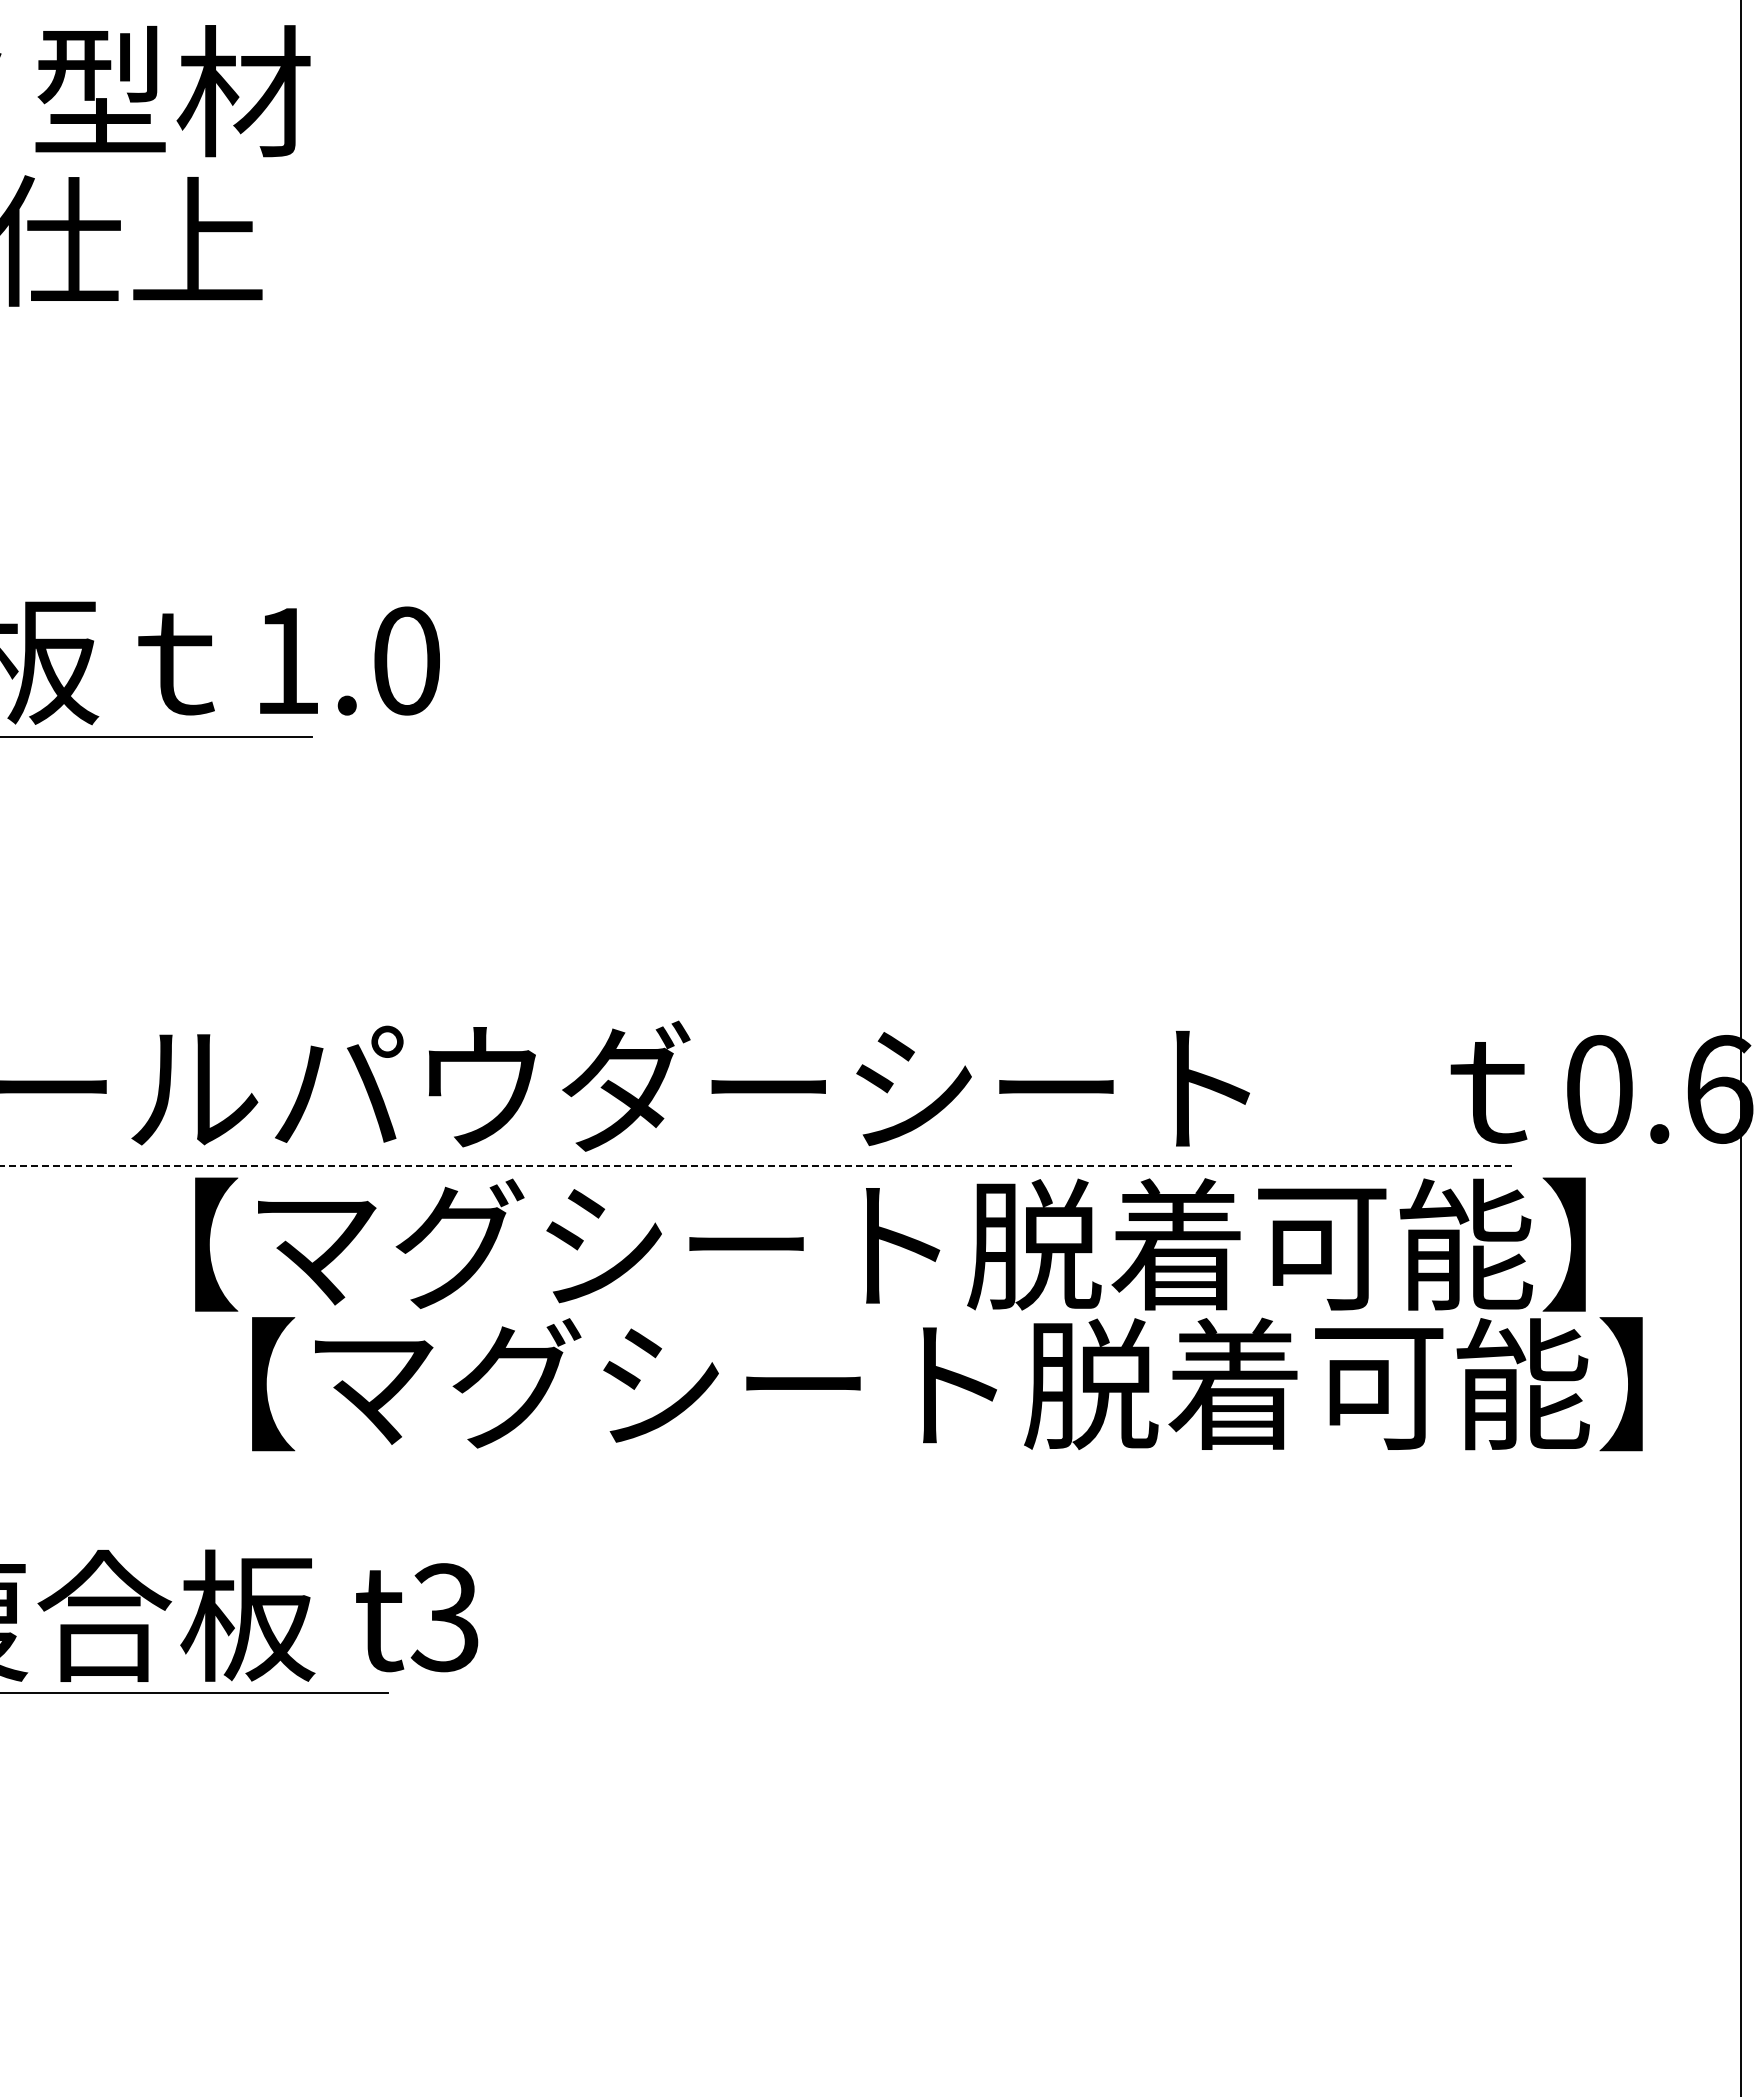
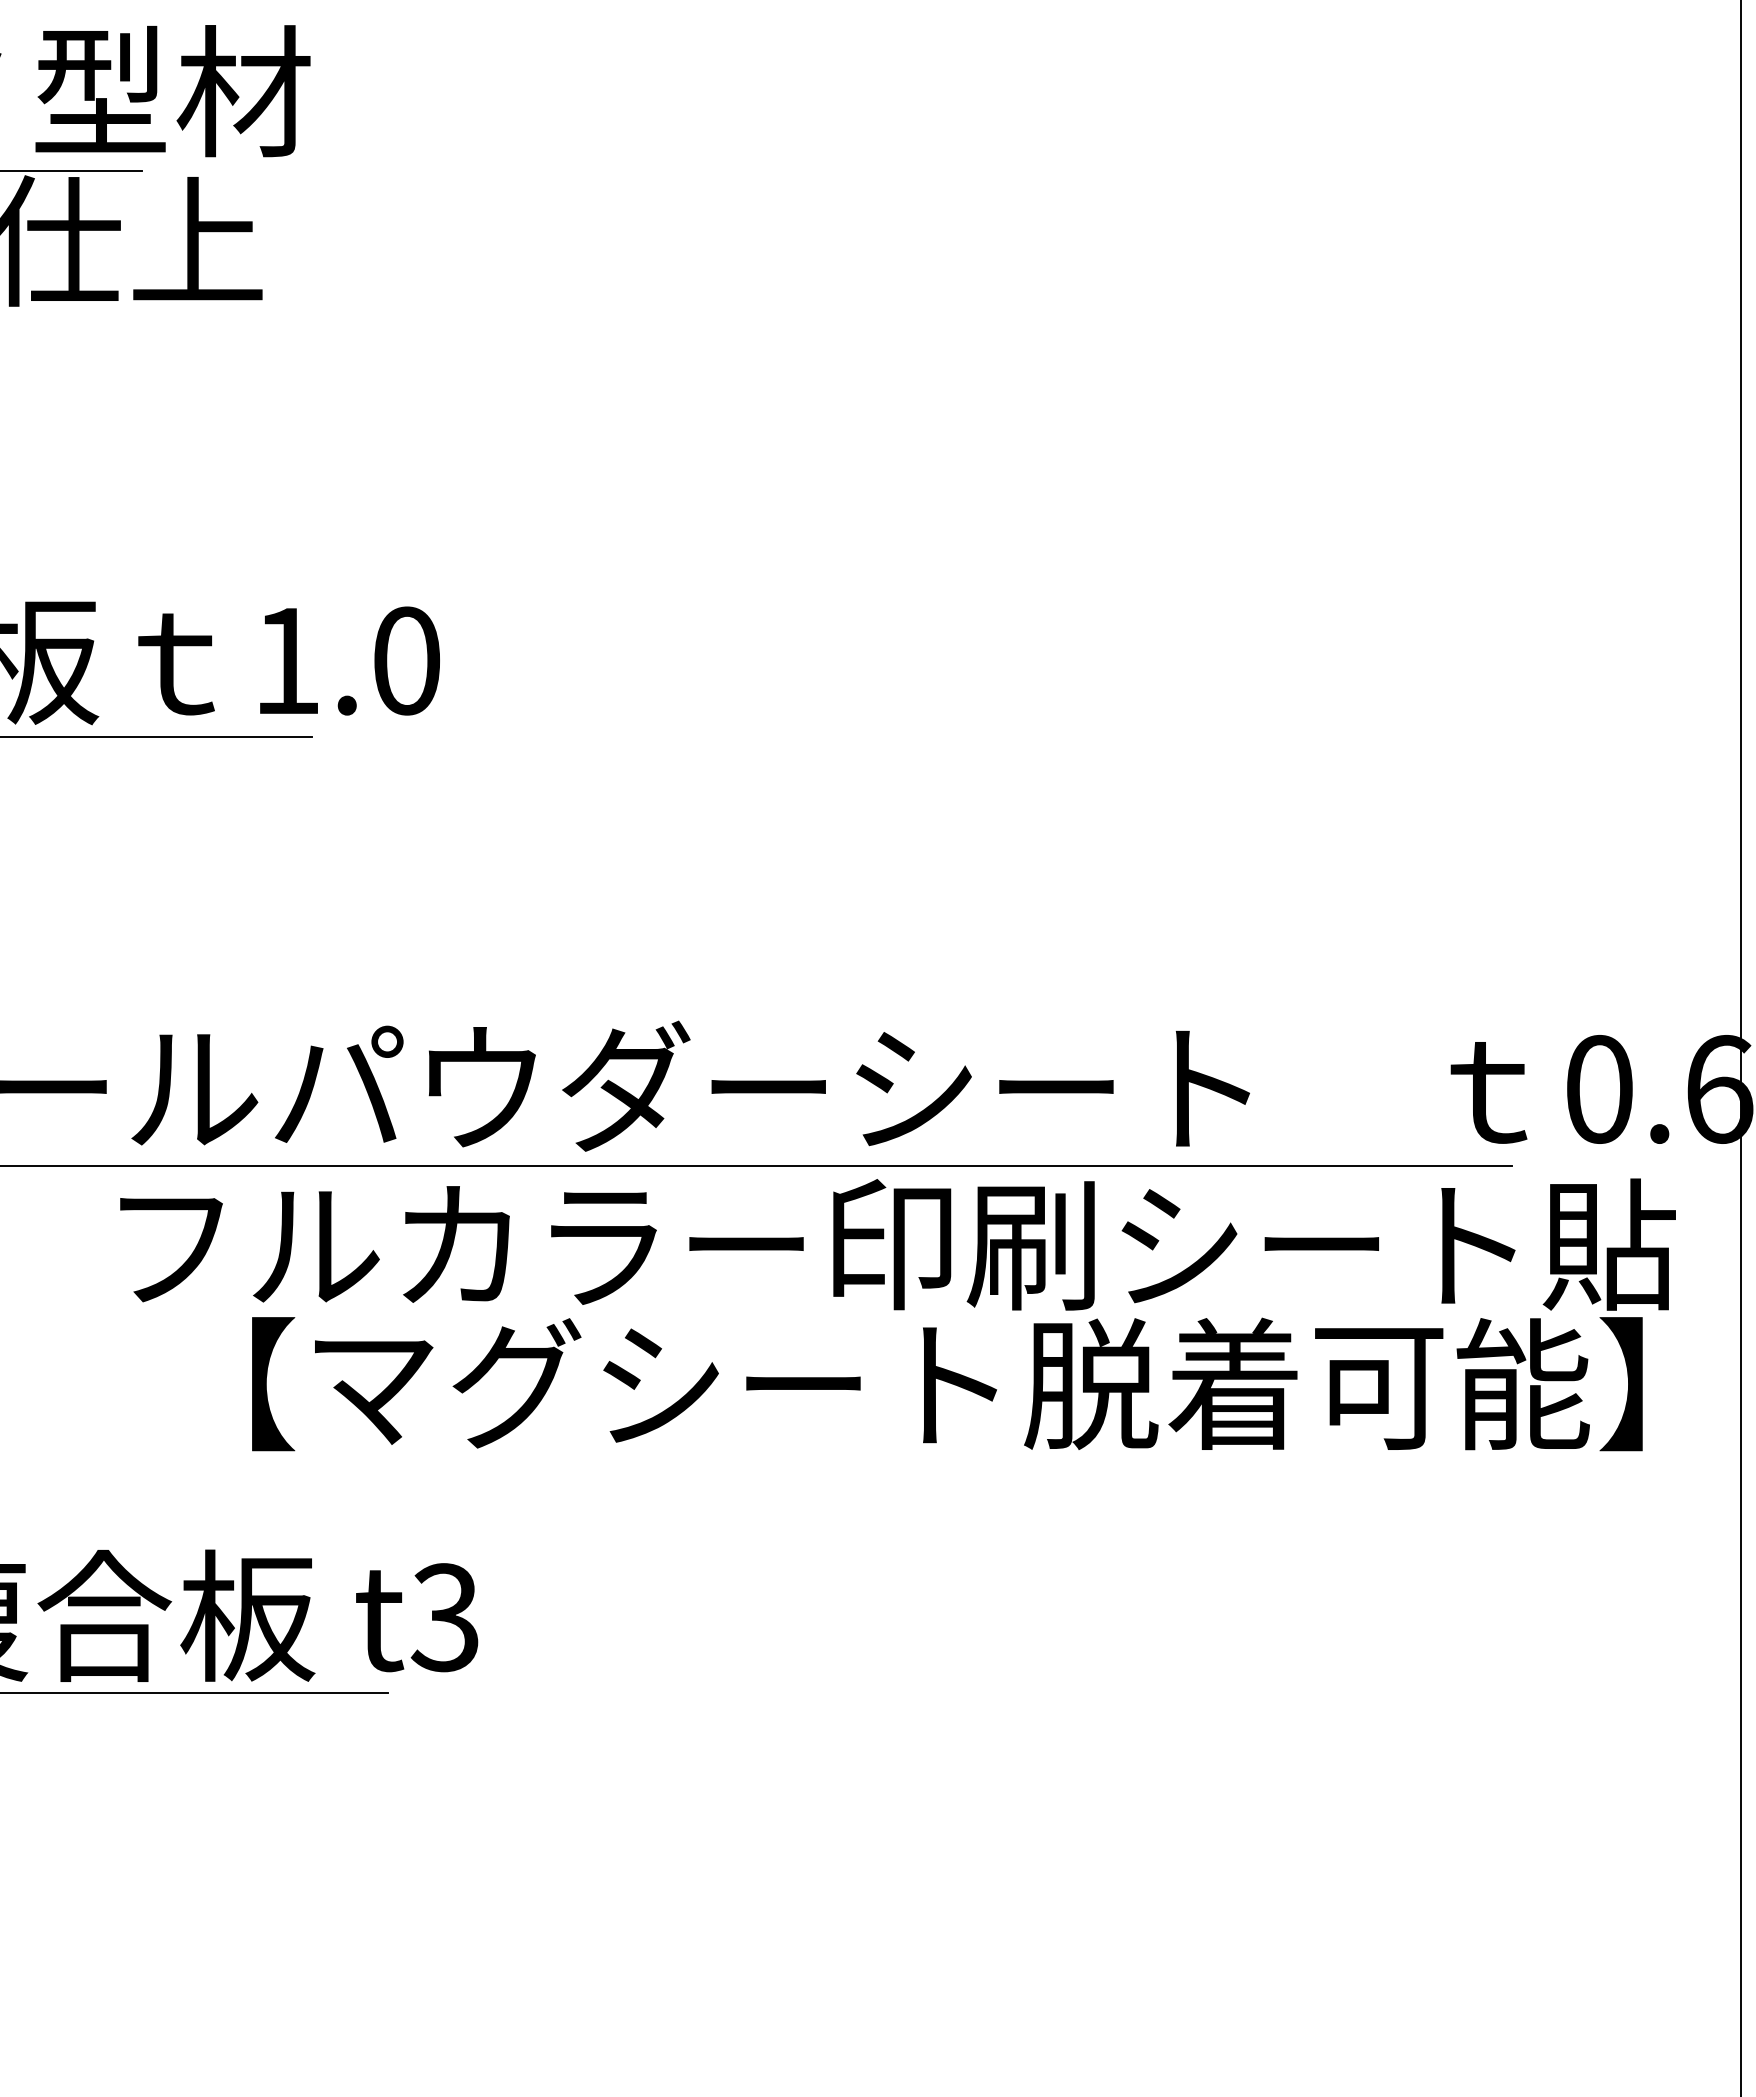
line: none -> present (71, 171)
line: dashed -> solid (756, 1166)
text: 【マグシート脱着可能】 -> フルカラー印刷シート貼 (897, 1244)
